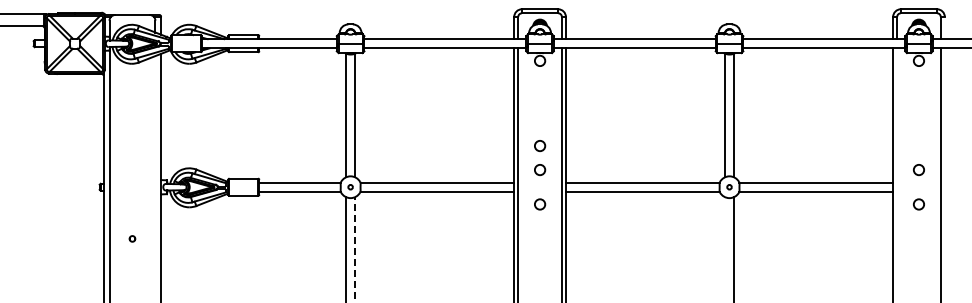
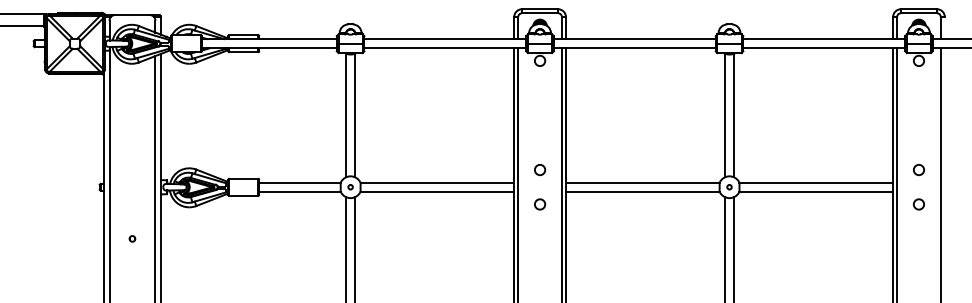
circle: present -> none (540, 146)
line: none -> present (897, 173)
line: none -> present (155, 177)
line: none -> present (724, 248)
line: dashed -> solid (355, 250)
